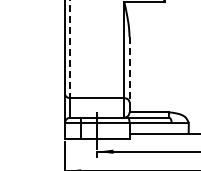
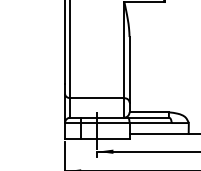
line: dashed -> solid (70, 49)
line: dashed -> solid (129, 69)
